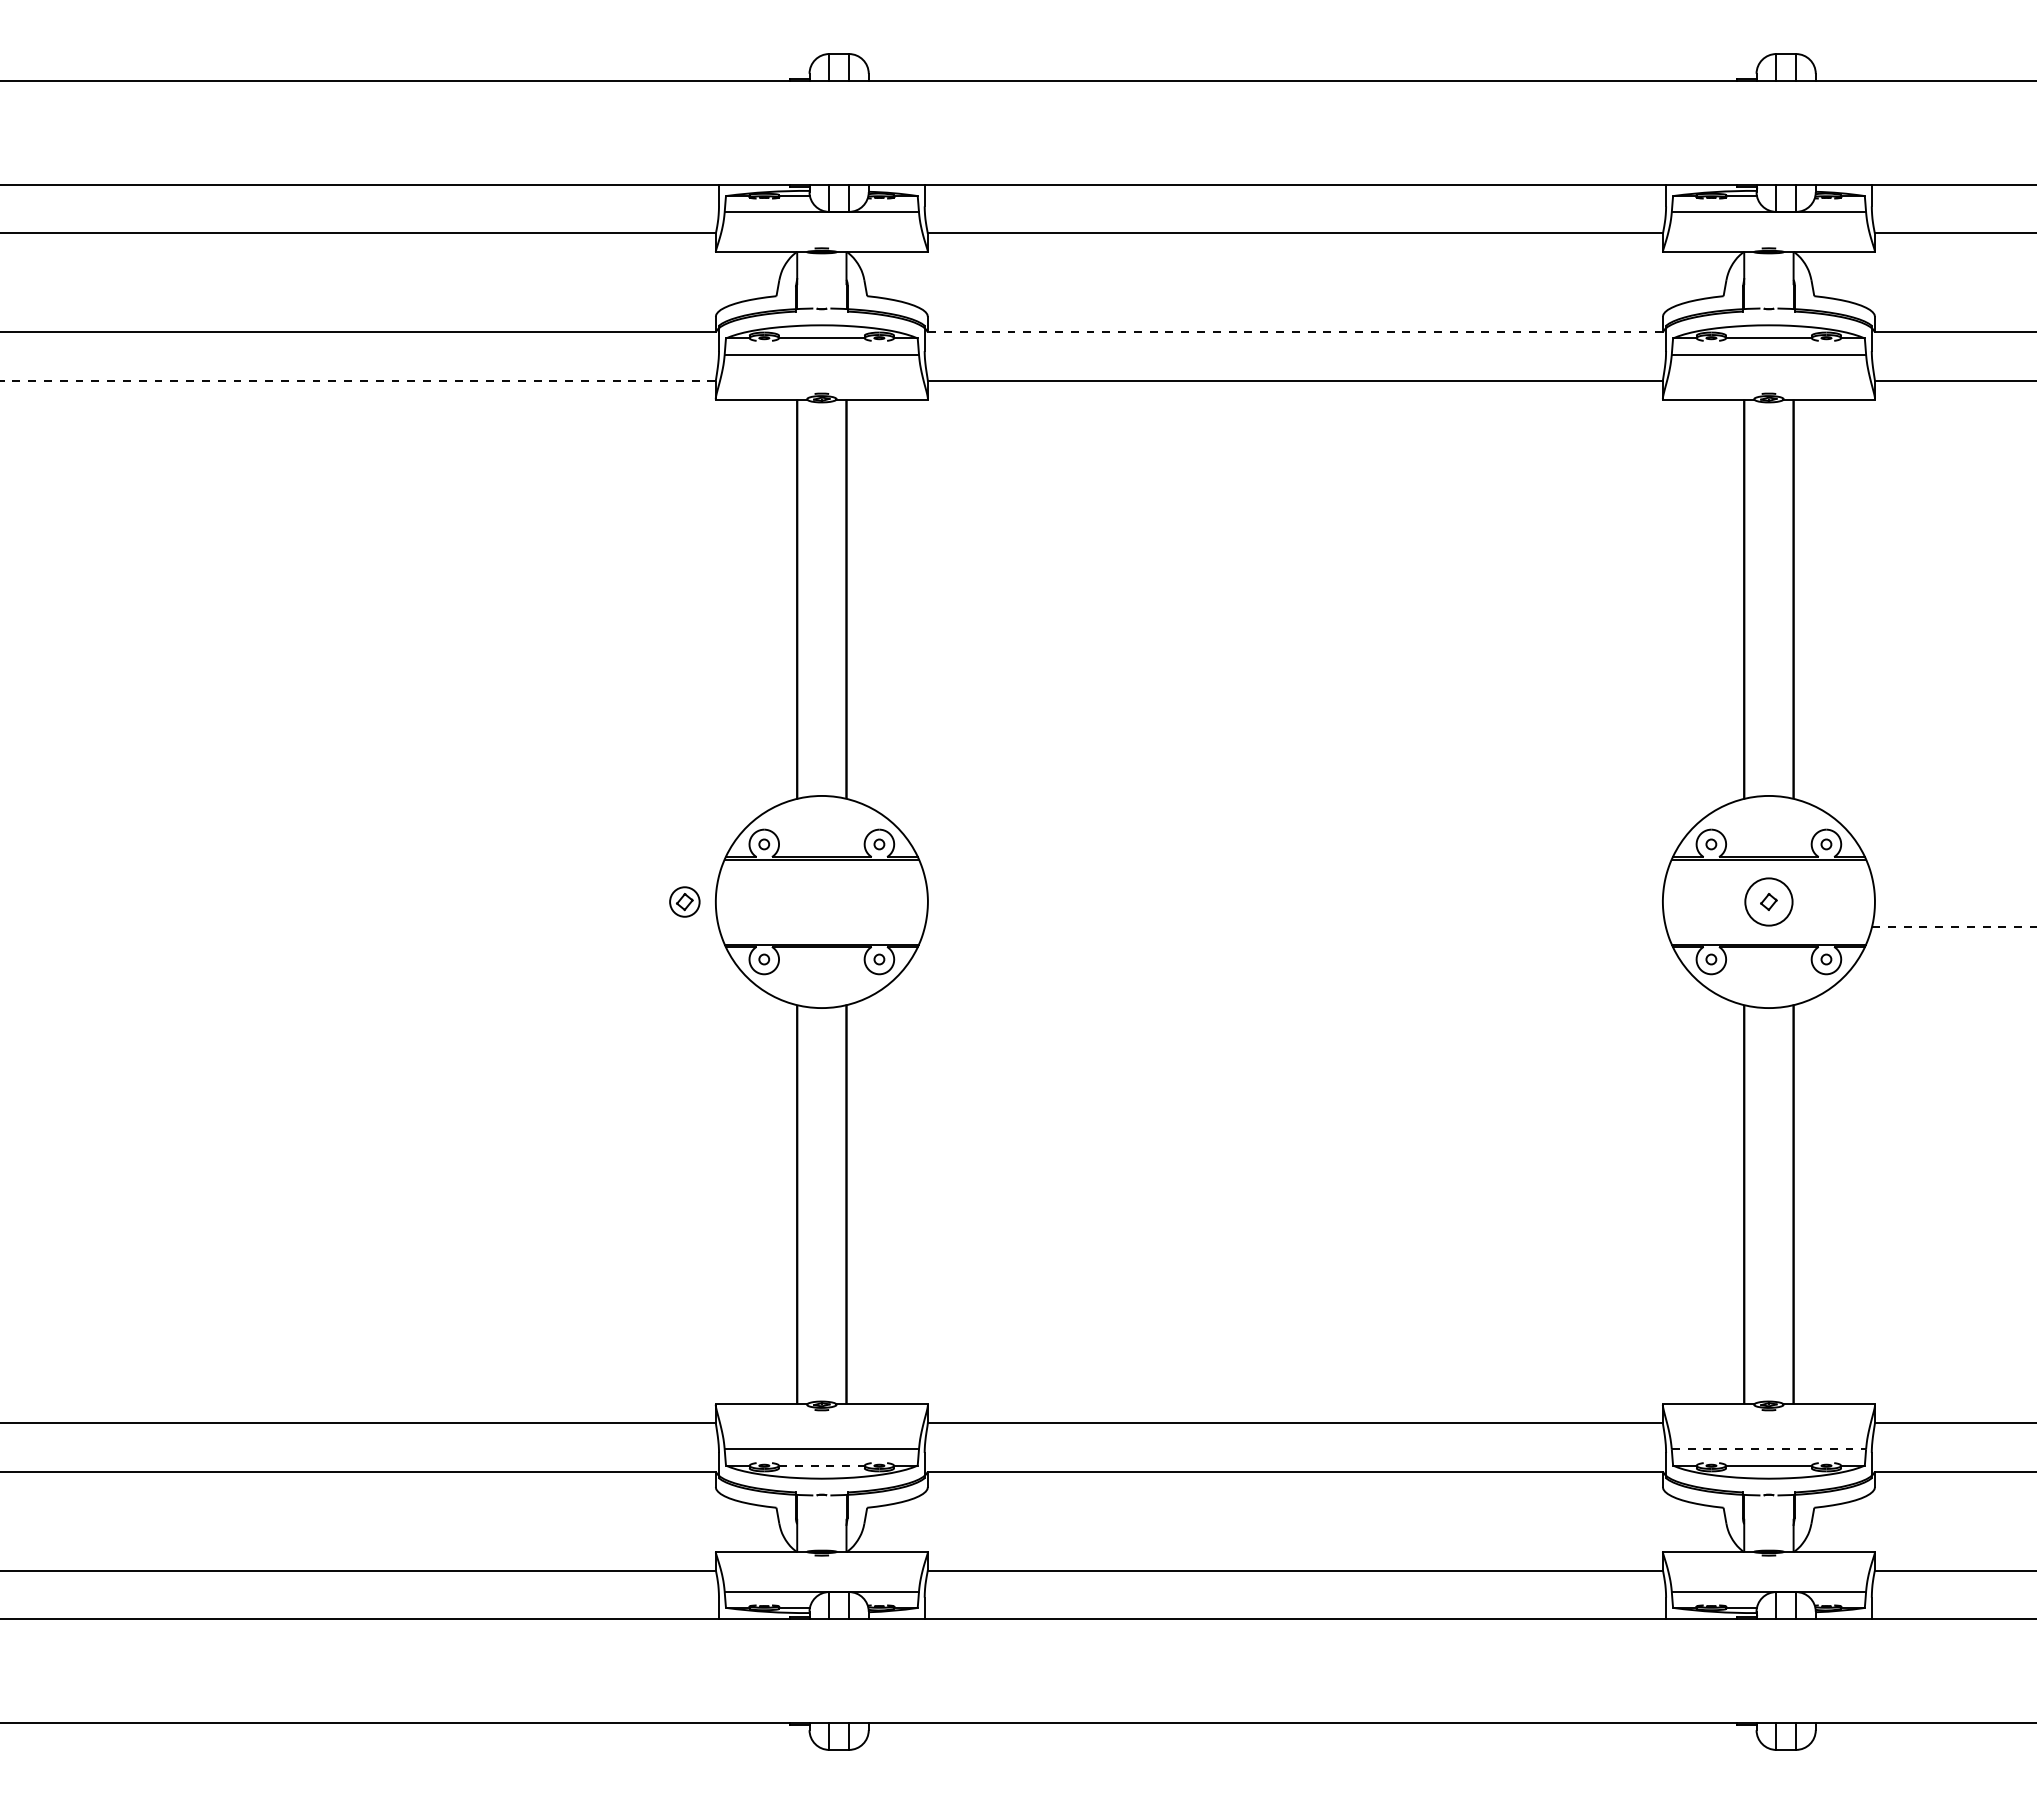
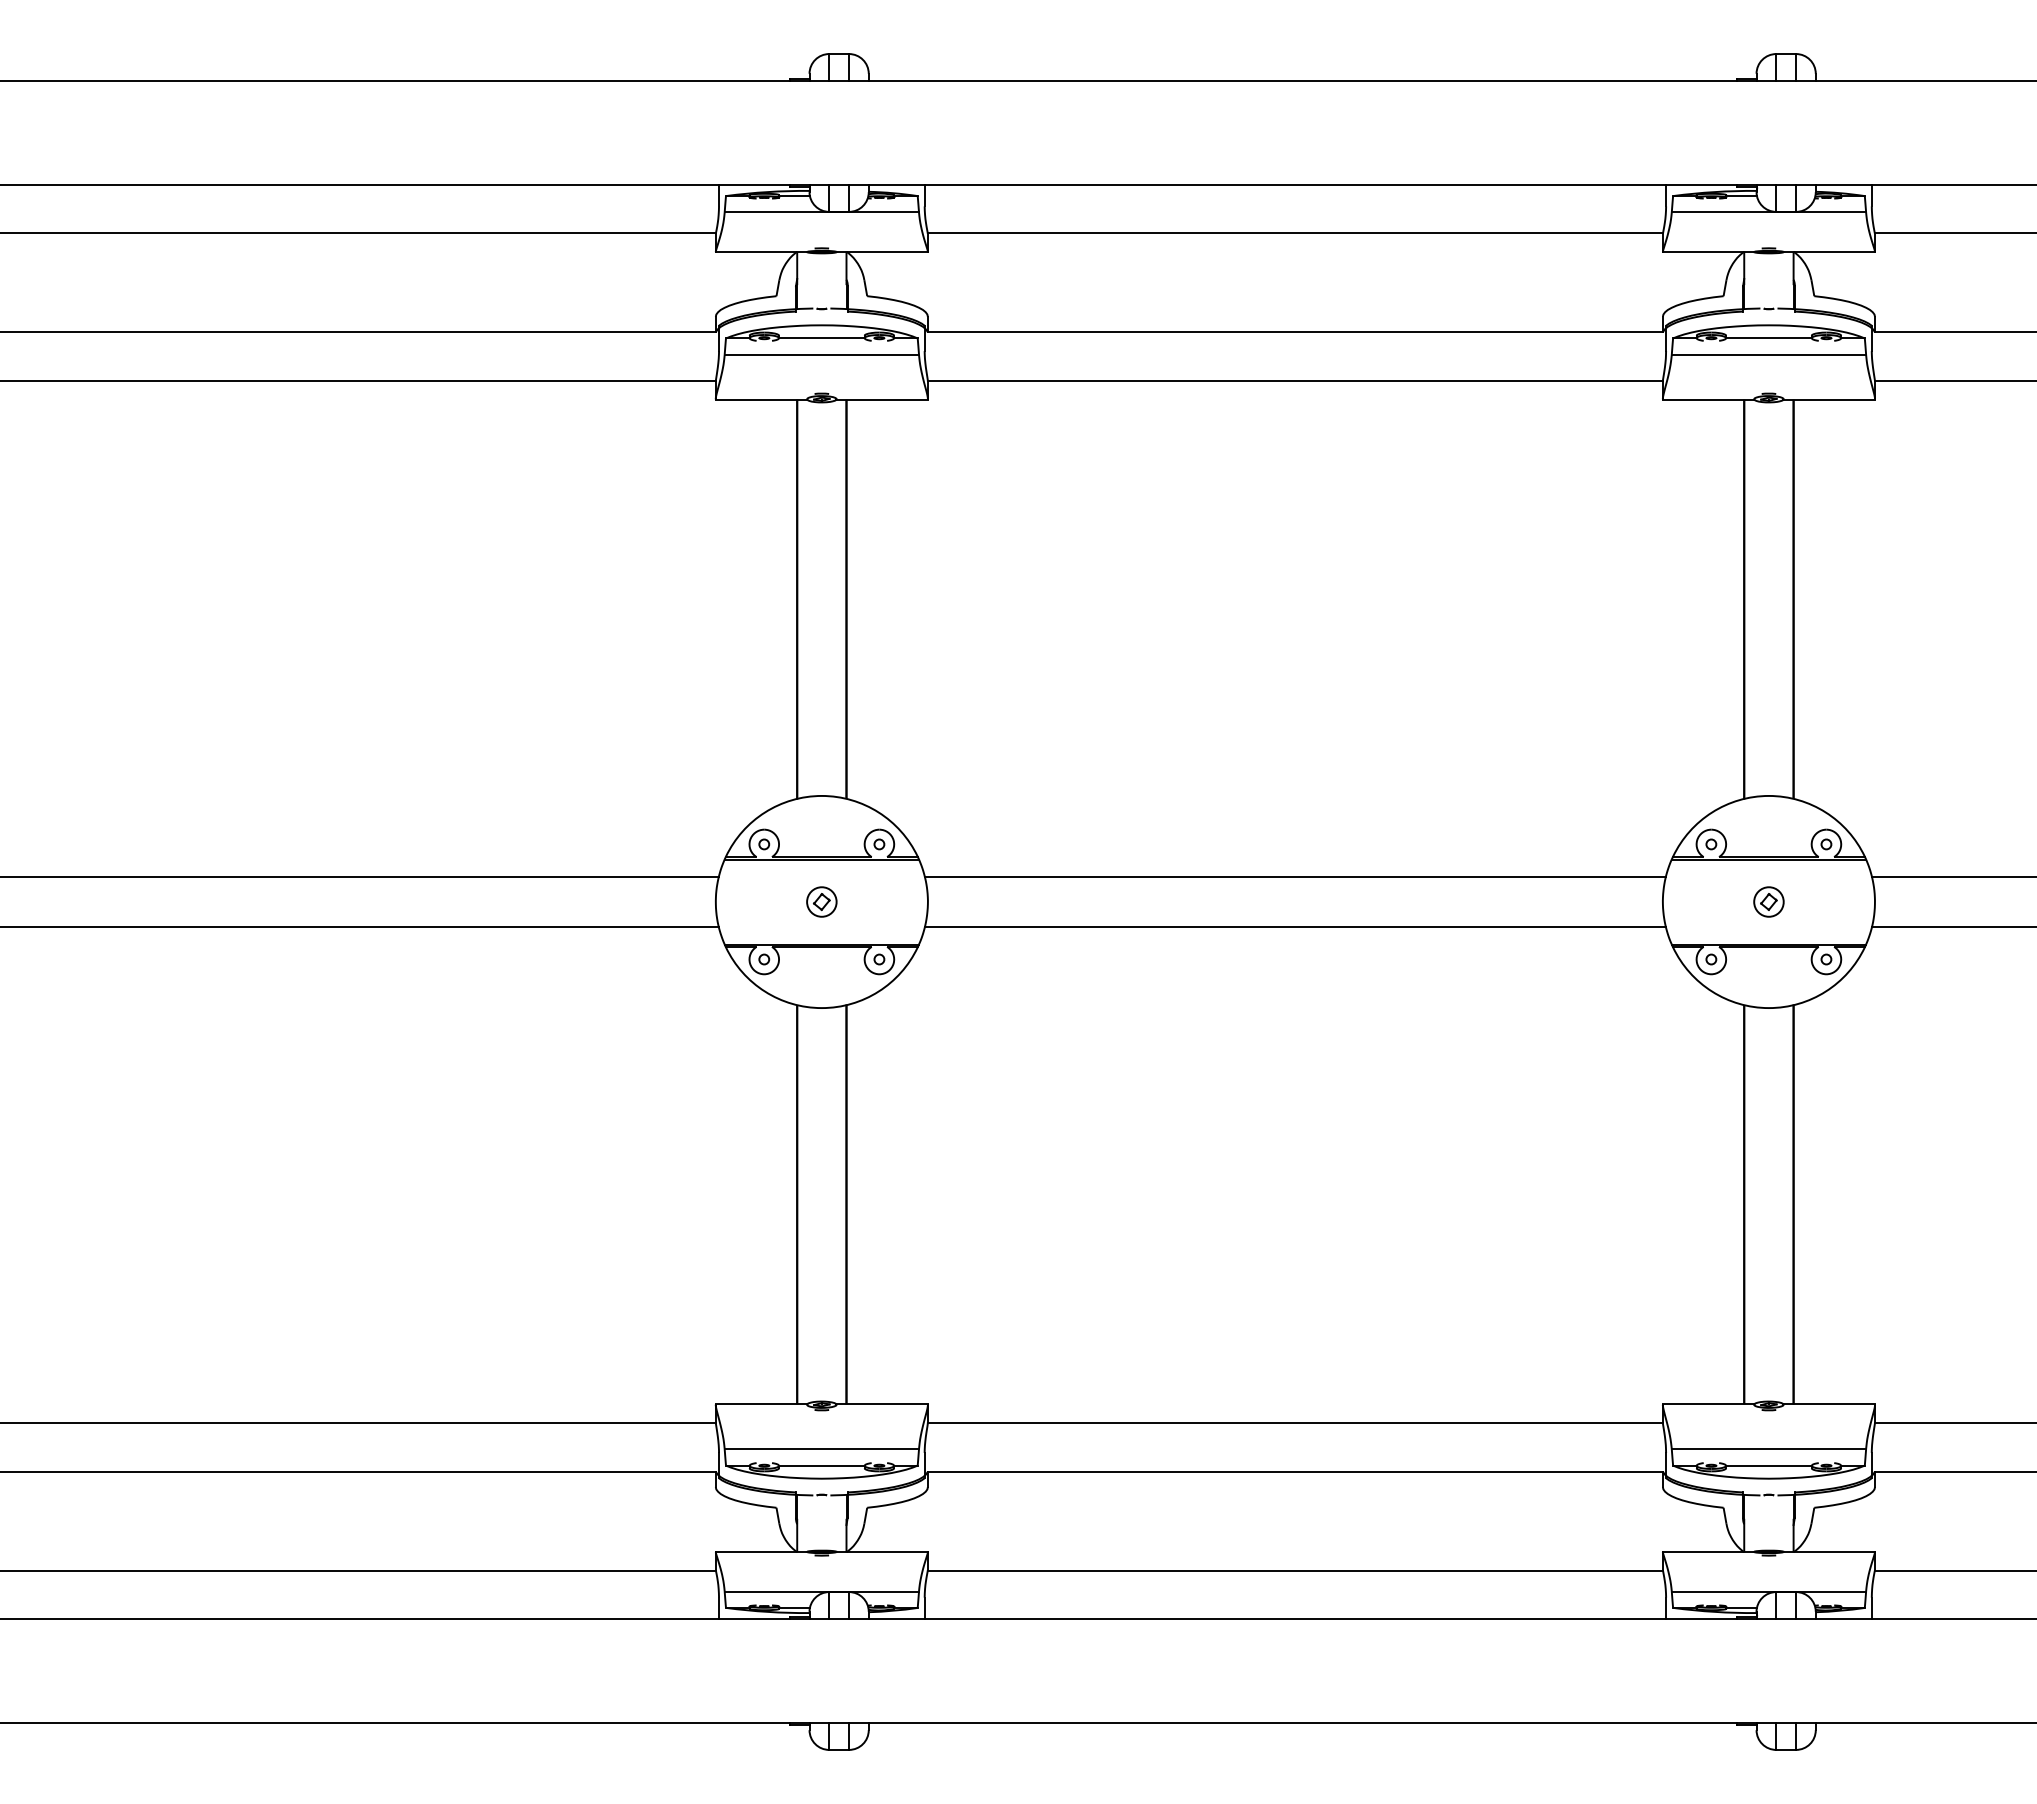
line: dashed -> solid (1295, 331)
line: dashed -> solid (358, 381)
line: none -> present (360, 877)
line: none -> present (1295, 877)
line: none -> present (1952, 877)
part position: (684, 901) -> (821, 901) (821, 901)
circle diameter: 47 px -> 30 px (1768, 901)
line: none -> present (360, 926)
line: none -> present (1295, 926)
line: dashed -> solid (1955, 926)
line: dashed -> solid (1769, 1449)
line: dashed -> solid (821, 1465)
